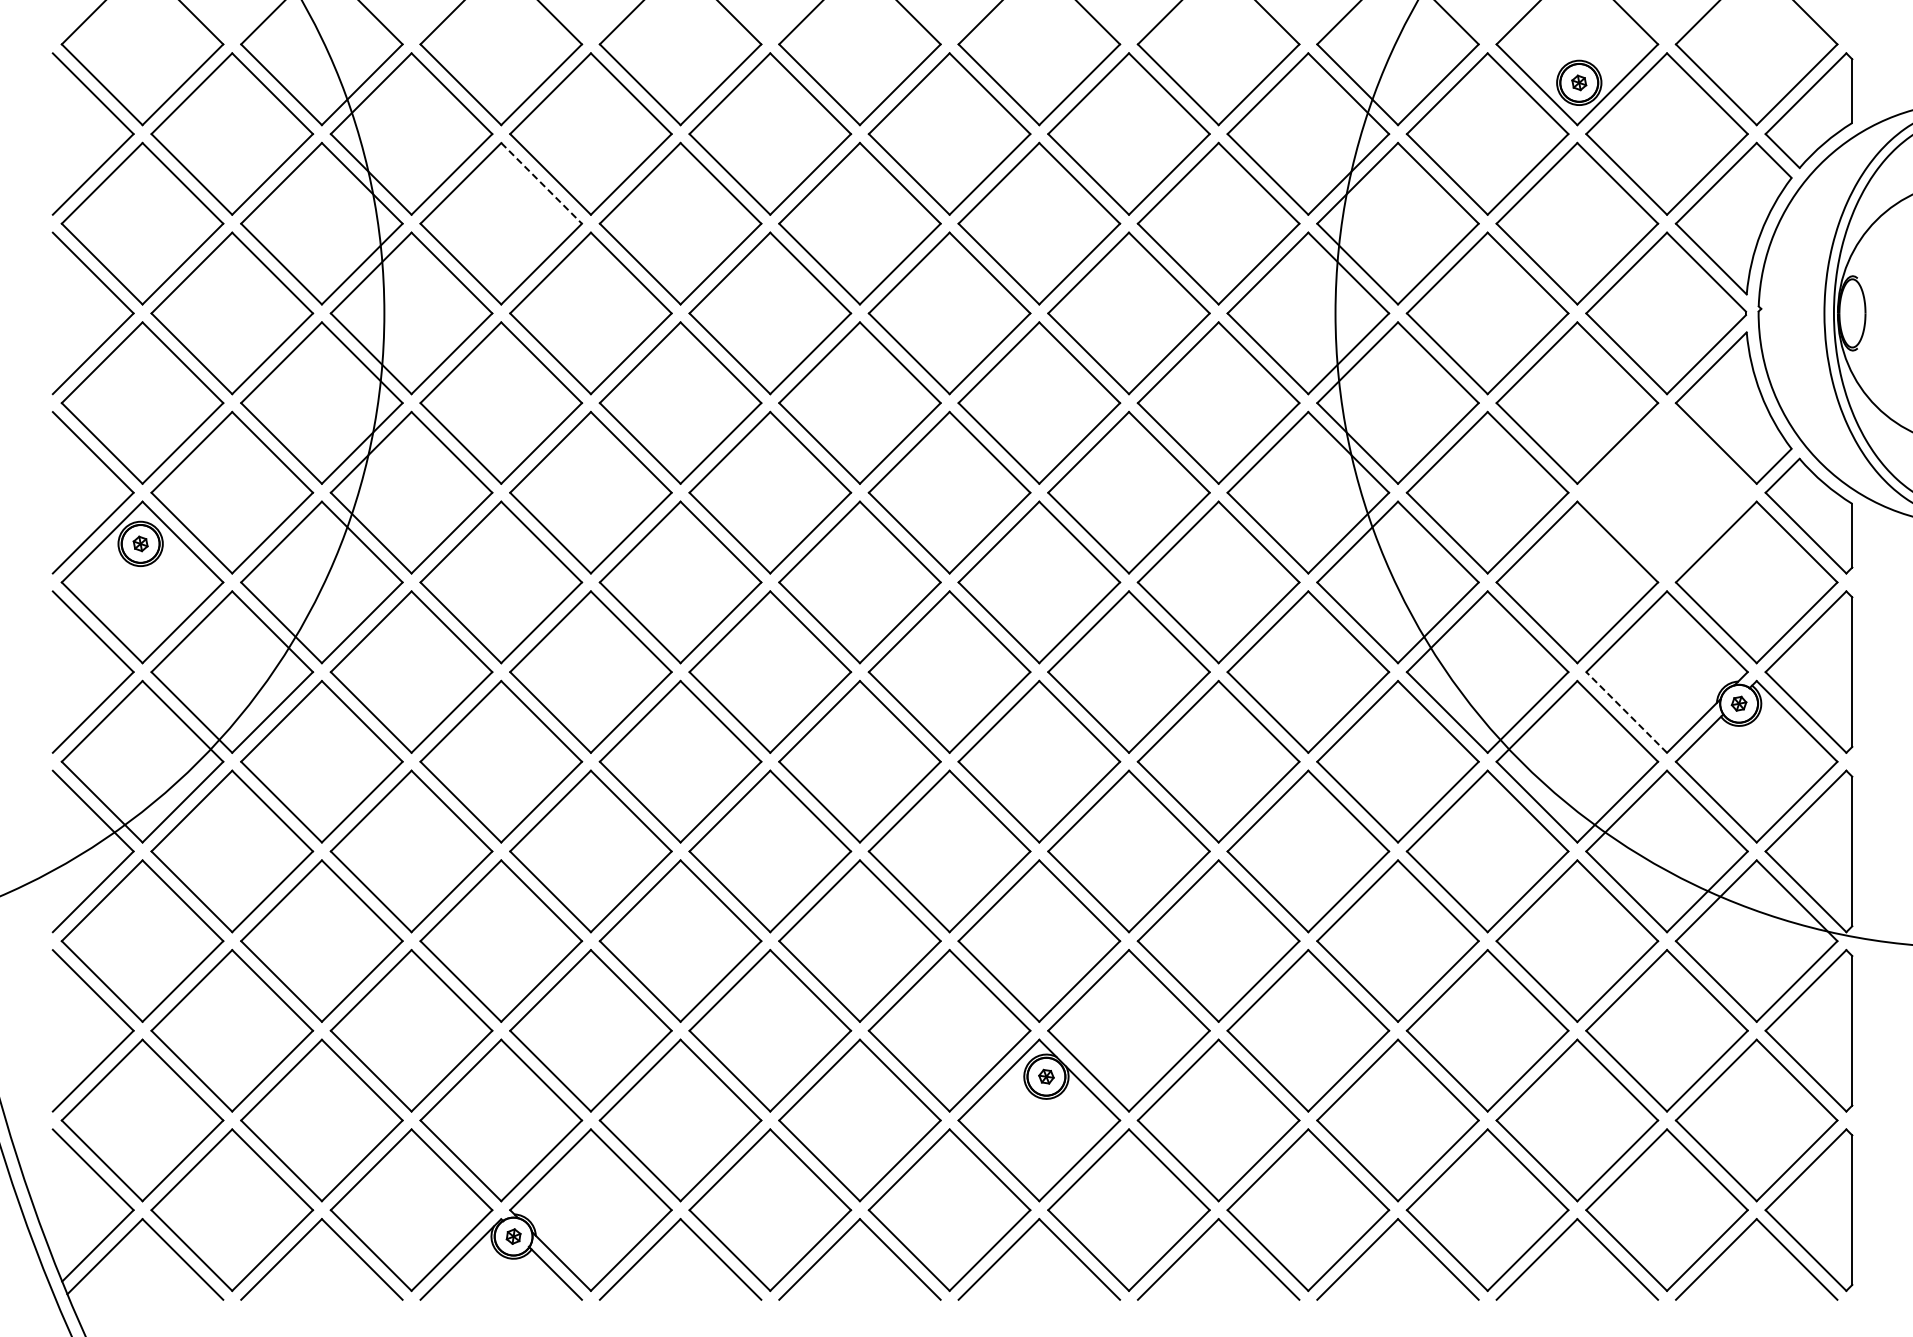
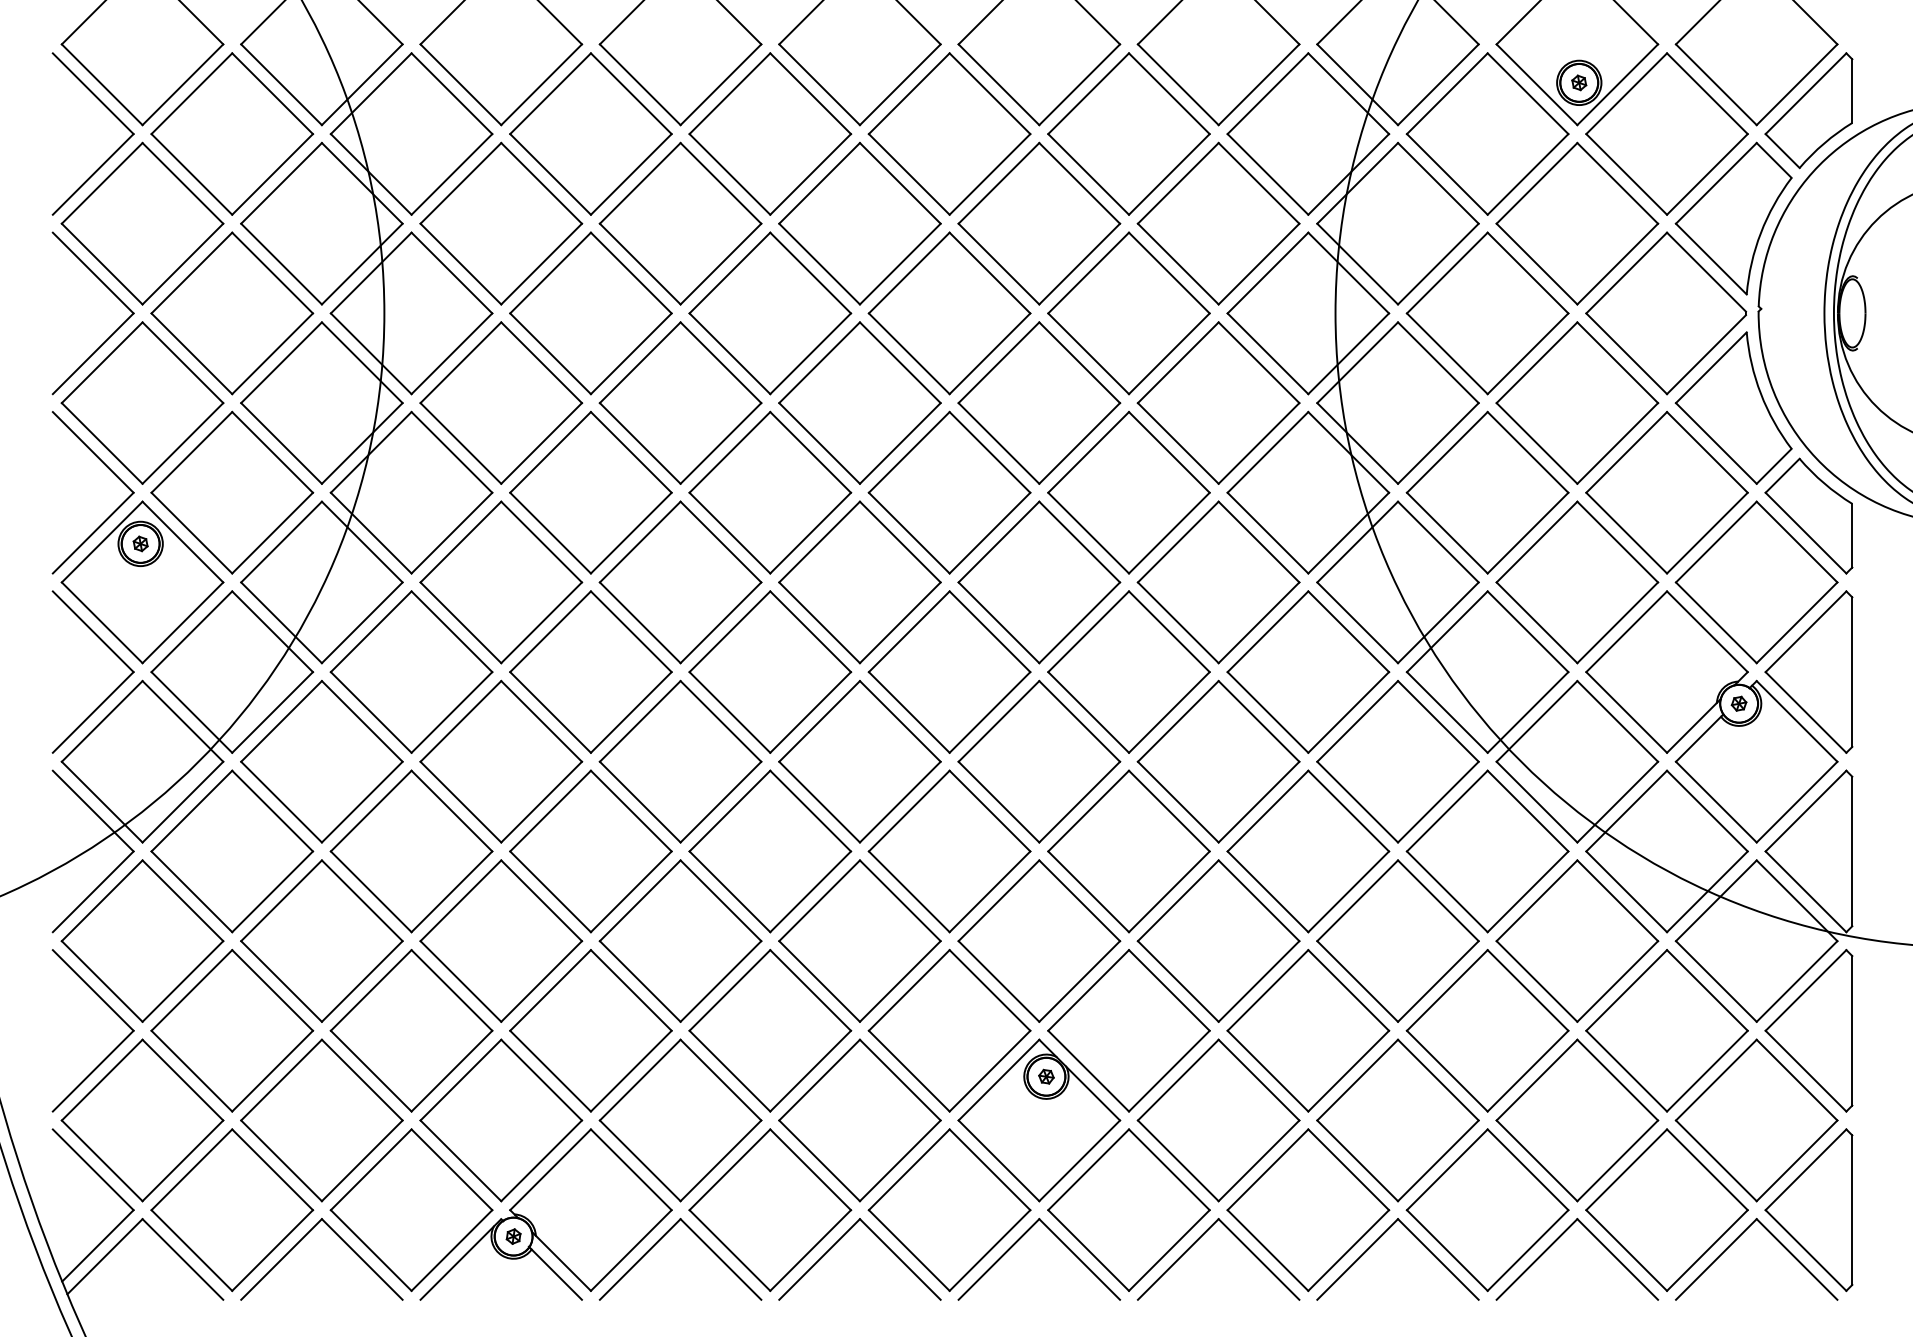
line: dashed -> solid (541, 183)
part: none -> present (1666, 492)
line: dashed -> solid (1626, 712)
